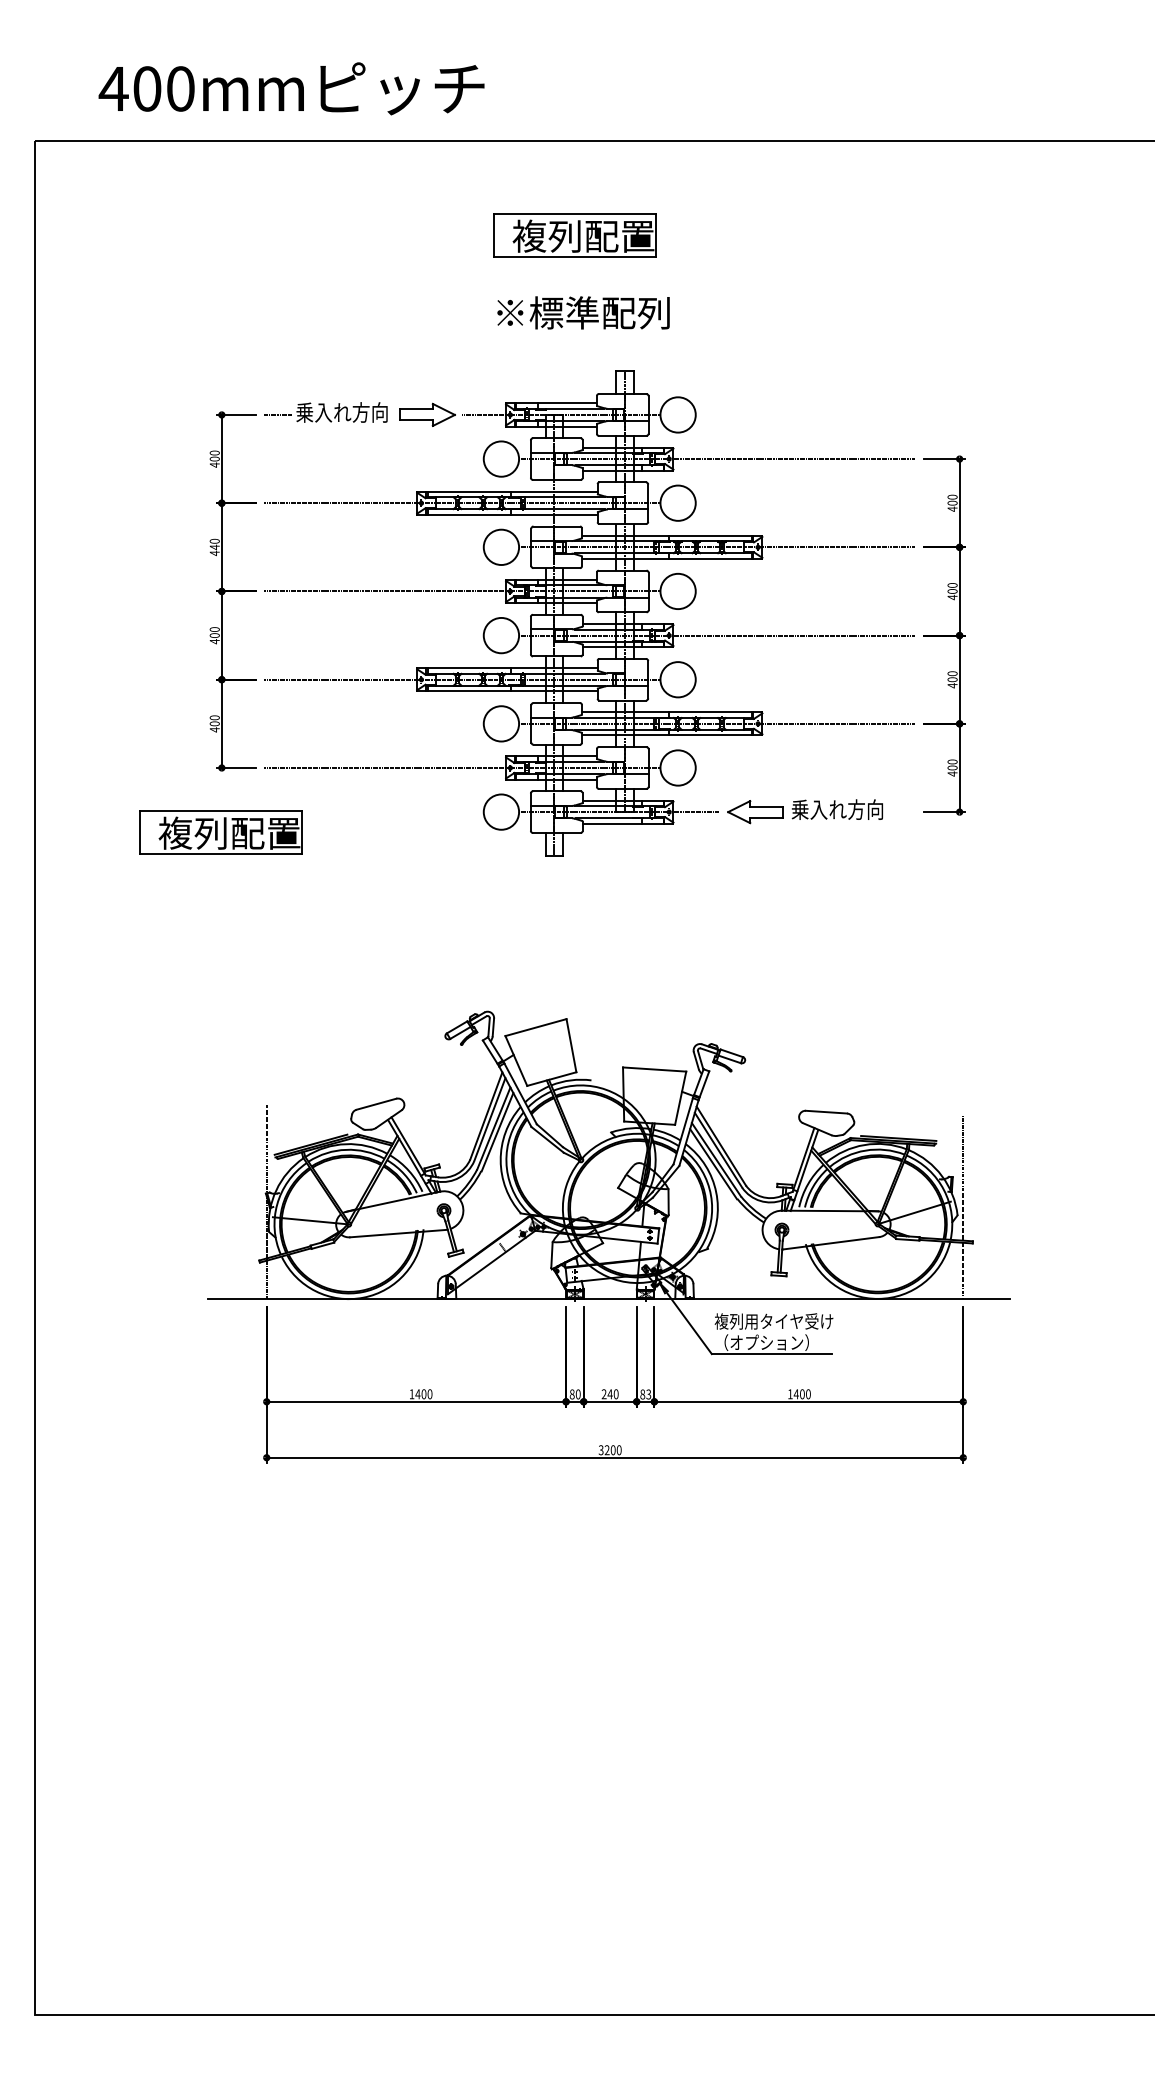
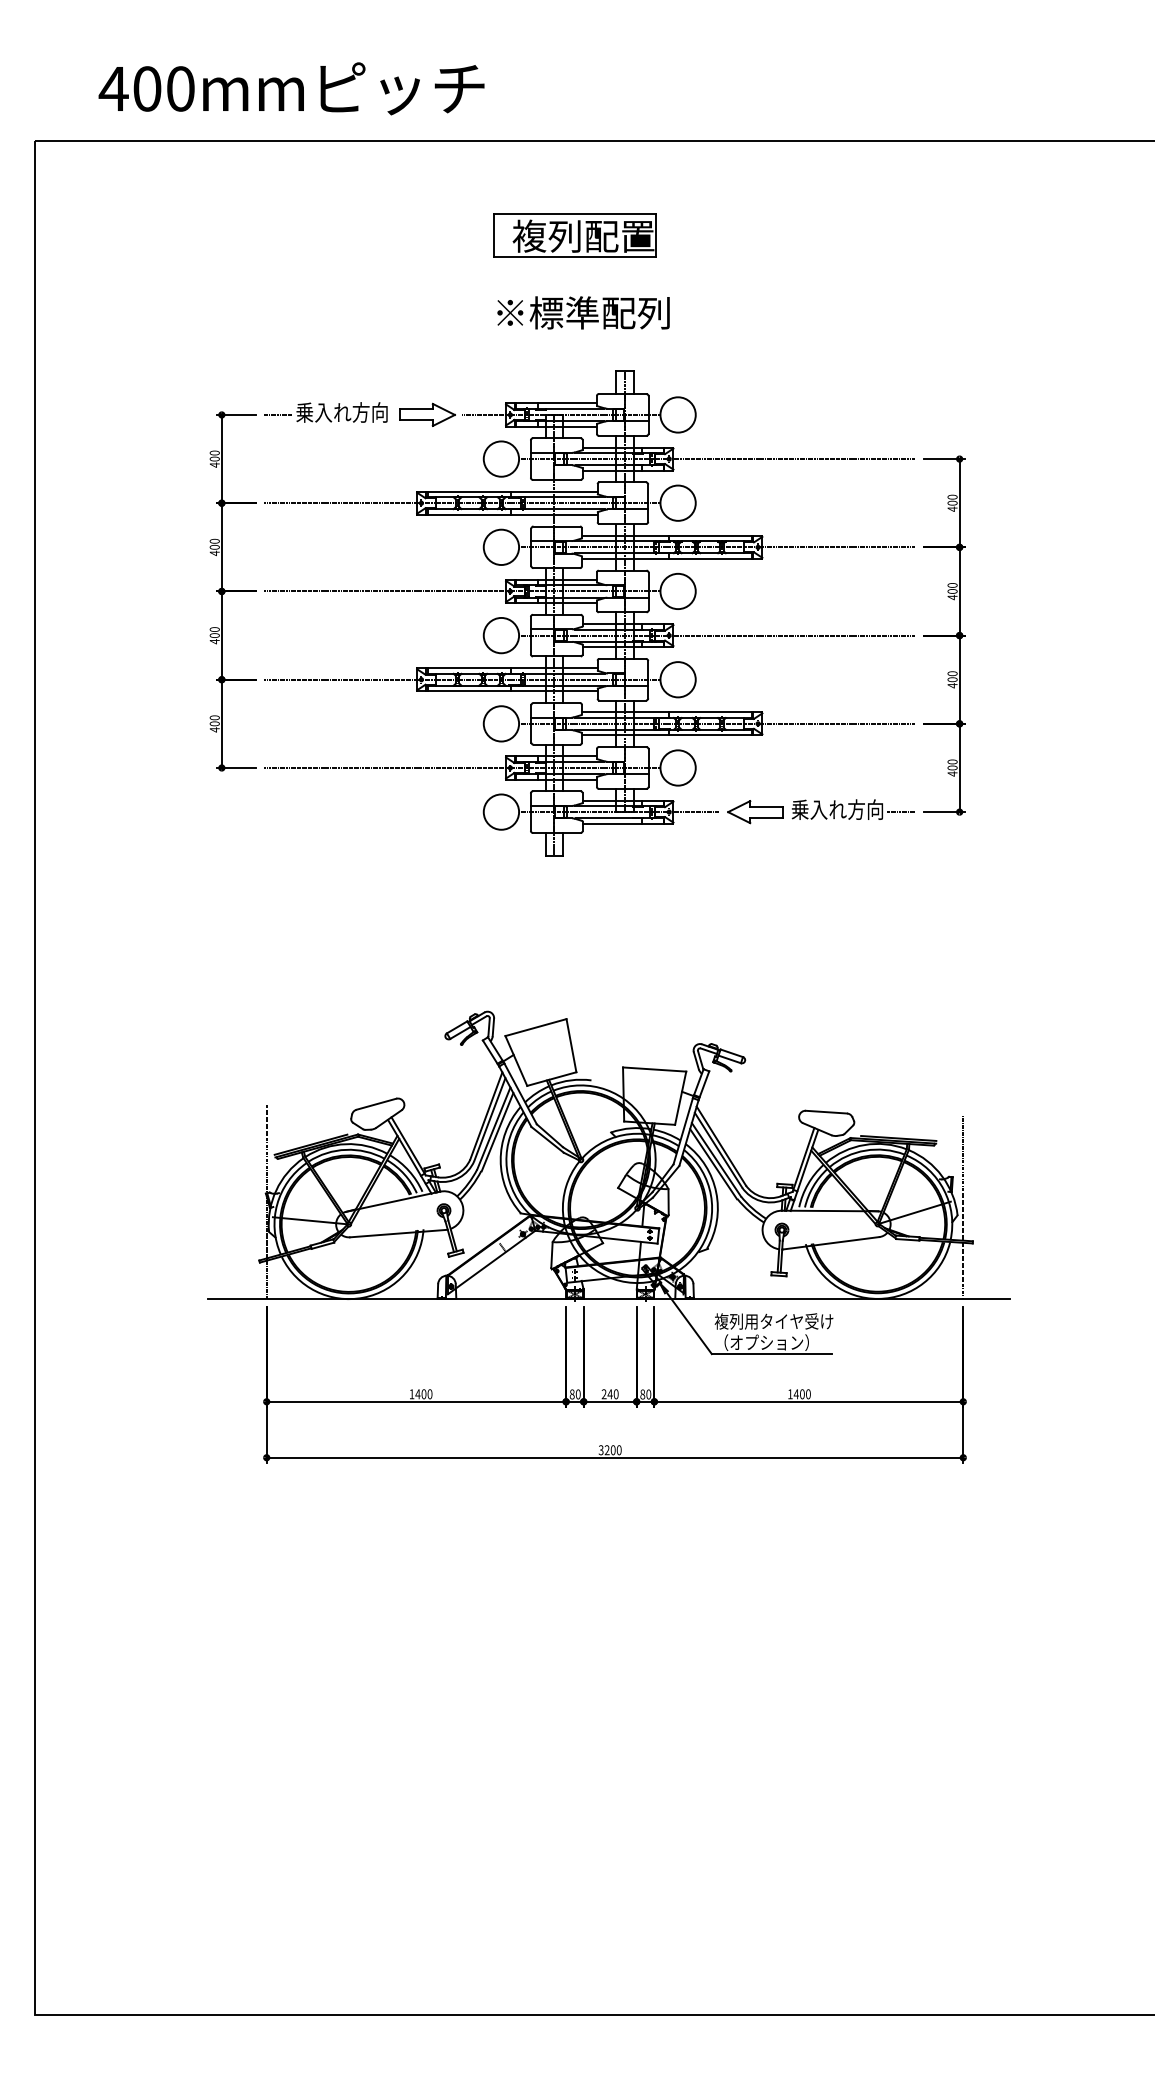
text: 440 -> 400 (214, 547)
line: none -> present (901, 812)
part: present -> none (220, 832)
text: 83 -> 80 (648, 1394)
